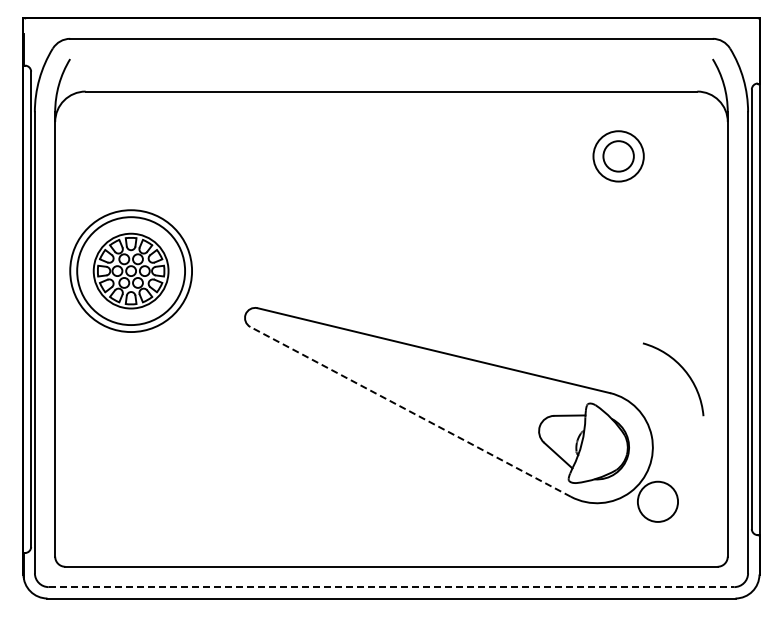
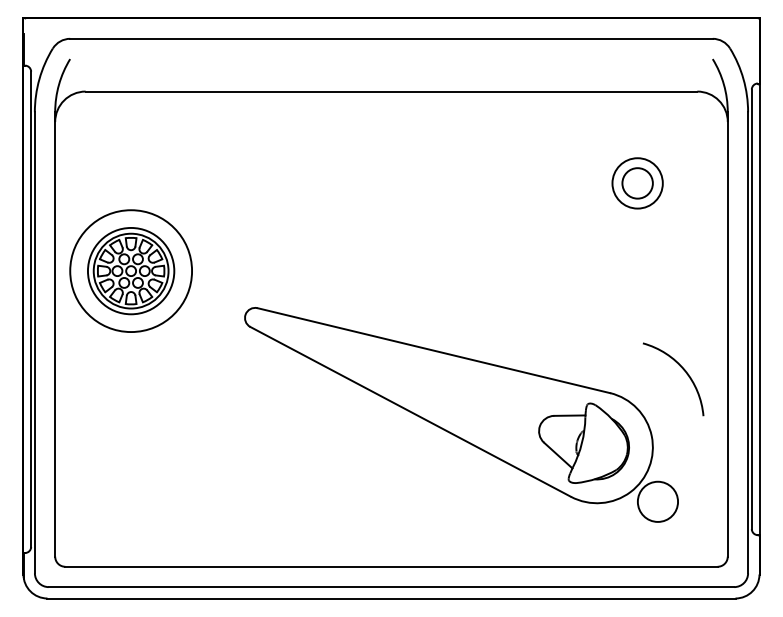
part position: (618, 156) -> (637, 183) (637, 183)
circle diameter: 108 px -> 86 px (130, 270)
line: dashed -> solid (410, 411)
line: dashed -> solid (391, 587)
